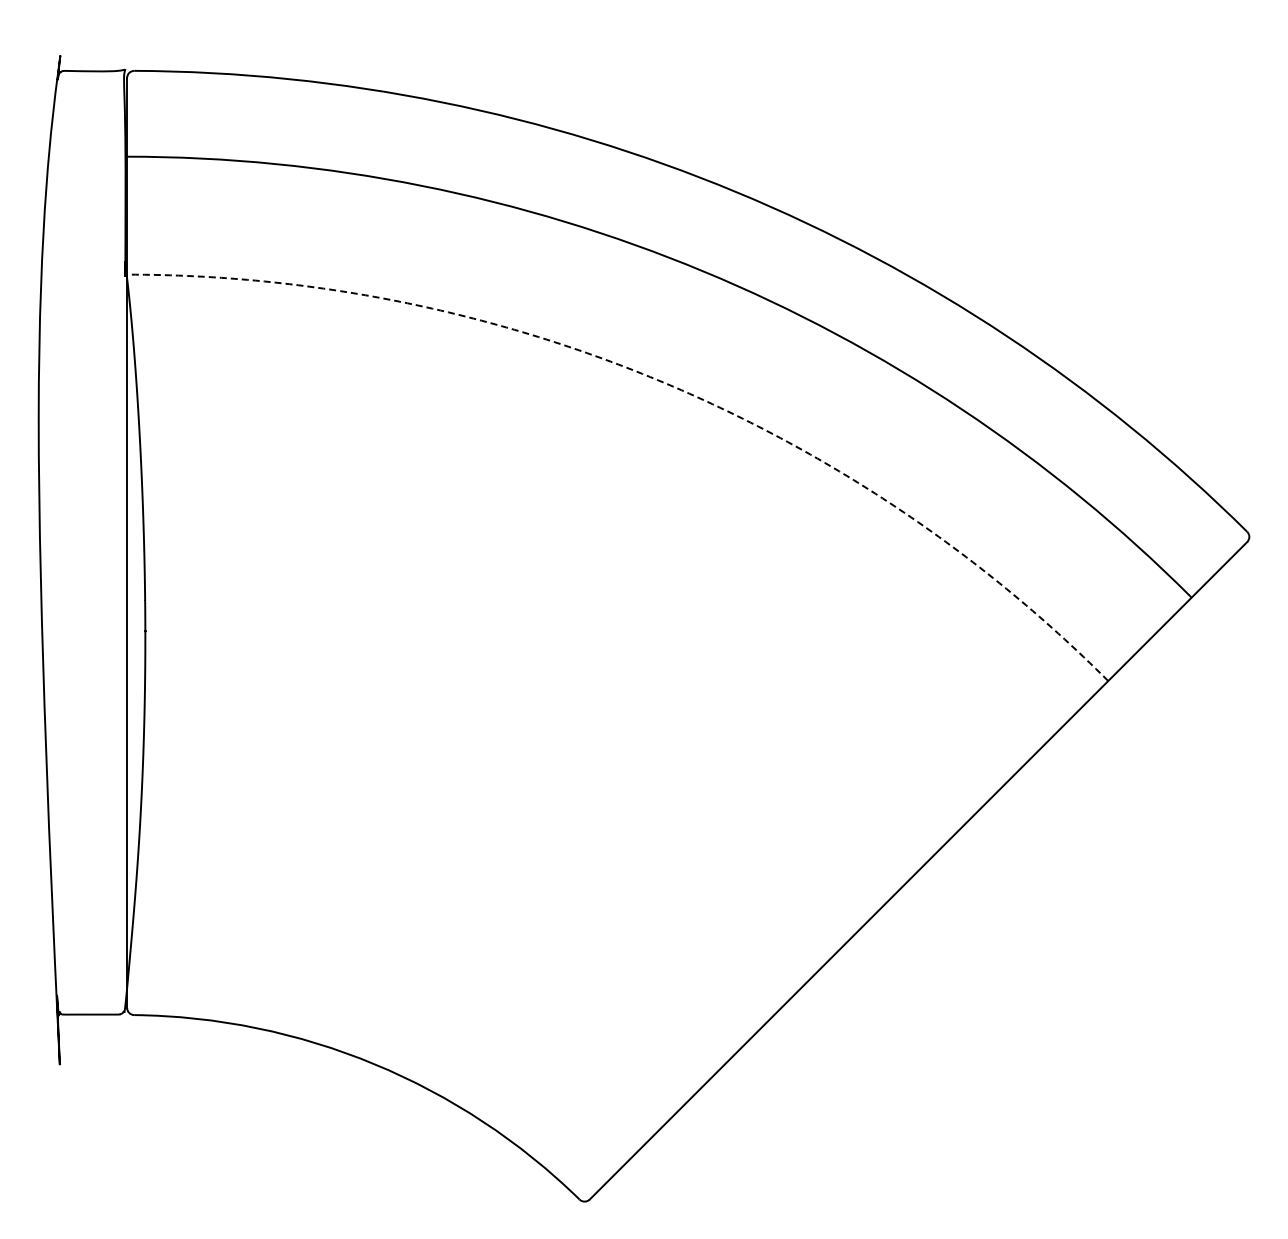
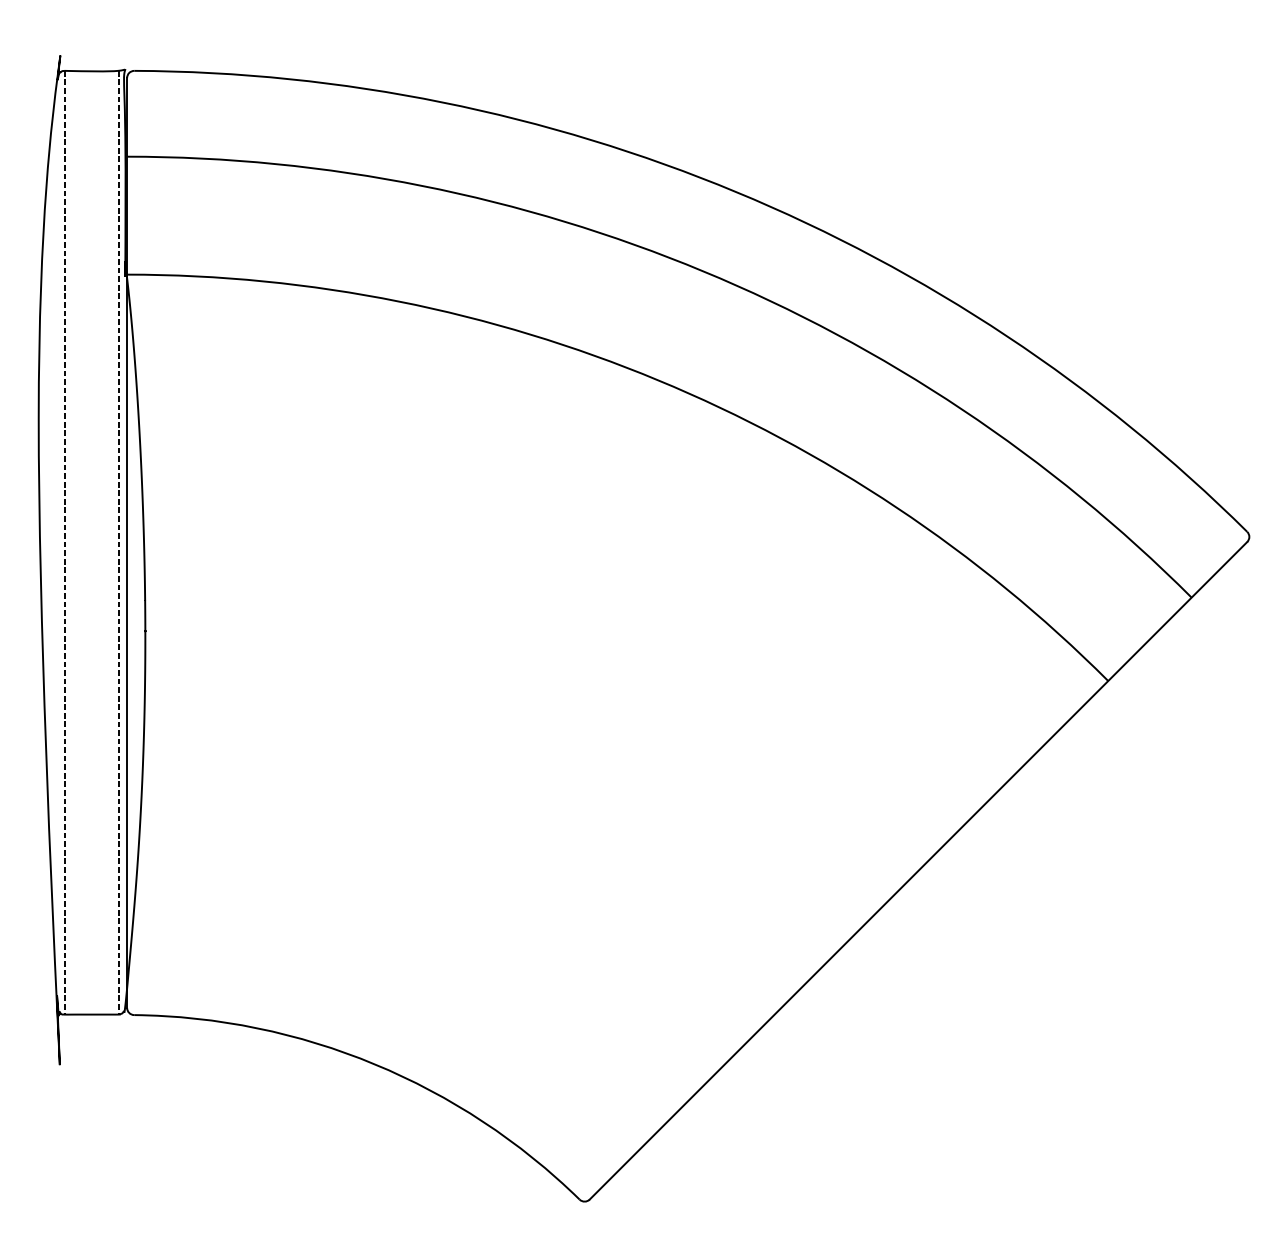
arc: dashed -> solid (658, 380)
line: none -> present (64, 542)
line: none -> present (118, 542)
